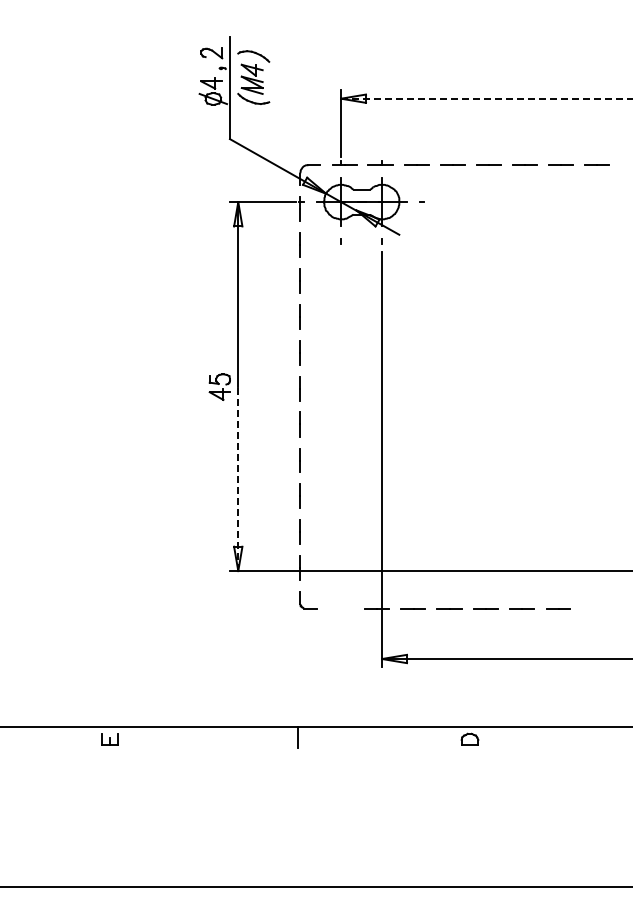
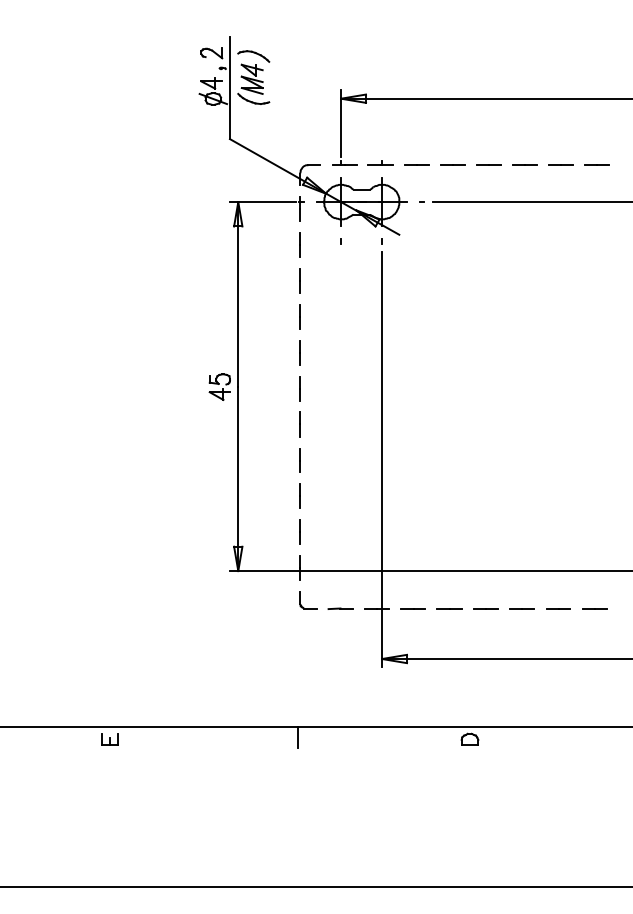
line: dashed -> solid (486, 98)
line: none -> present (530, 202)
line: dashed -> solid (238, 478)
line: none -> present (340, 608)
line: none -> present (594, 608)
